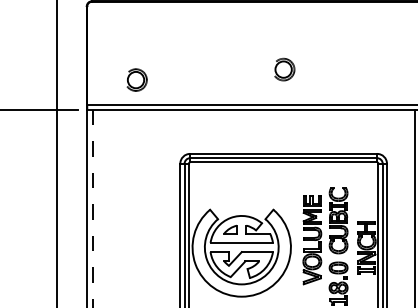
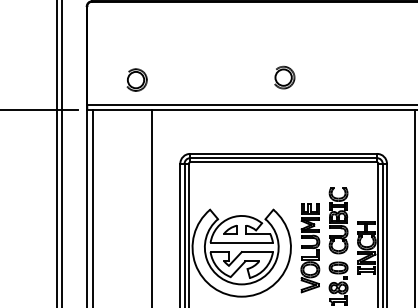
part position: (284, 69) -> (284, 77) (284, 77)
line: none -> present (62, 153)
line: none -> present (151, 206)
line: dashed -> solid (92, 208)
part position: (312, 240) -> (310, 248) (310, 248)
